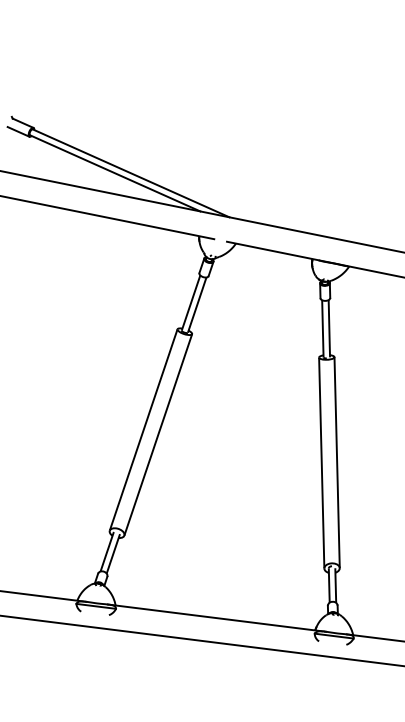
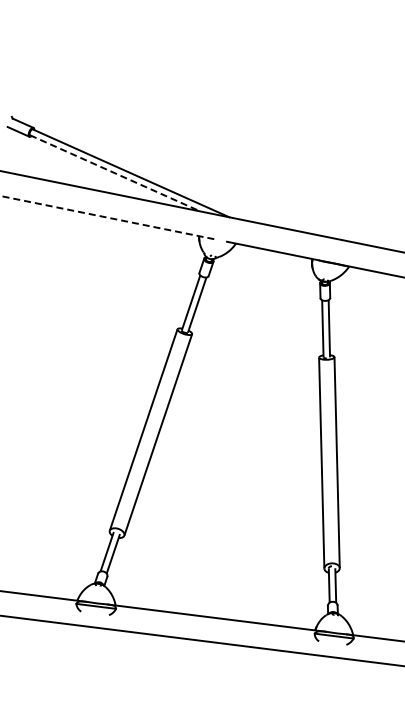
line: solid -> dashed (115, 173)
line: solid -> dashed (107, 217)
